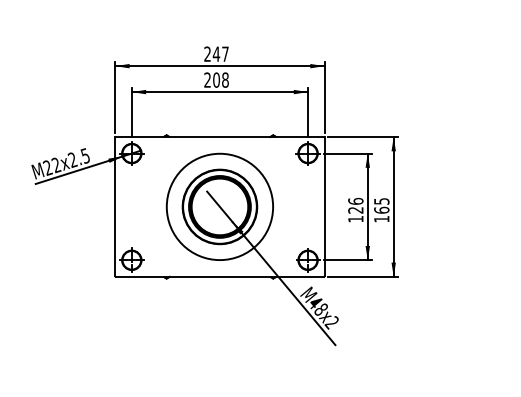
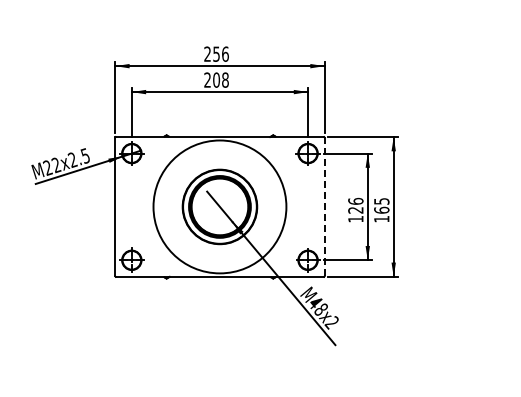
text: 247 -> 256 (220, 53)
circle diameter: 106 px -> 133 px (219, 206)
line: solid -> dashed (324, 207)
